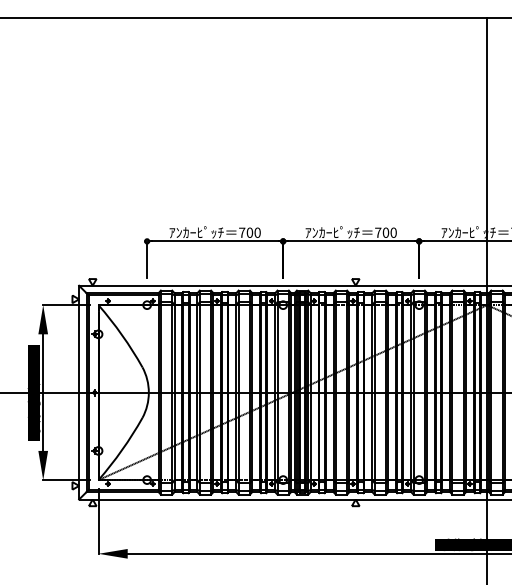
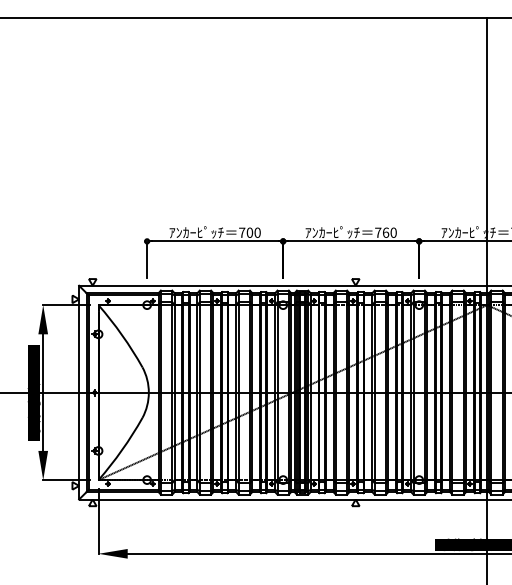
text: 700 -> 760 (386, 232)
